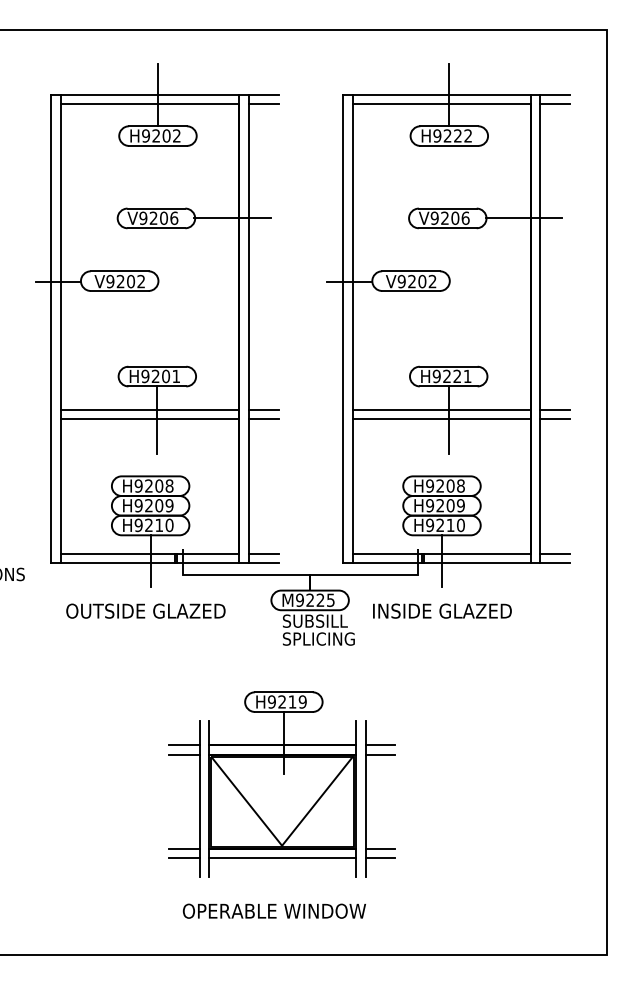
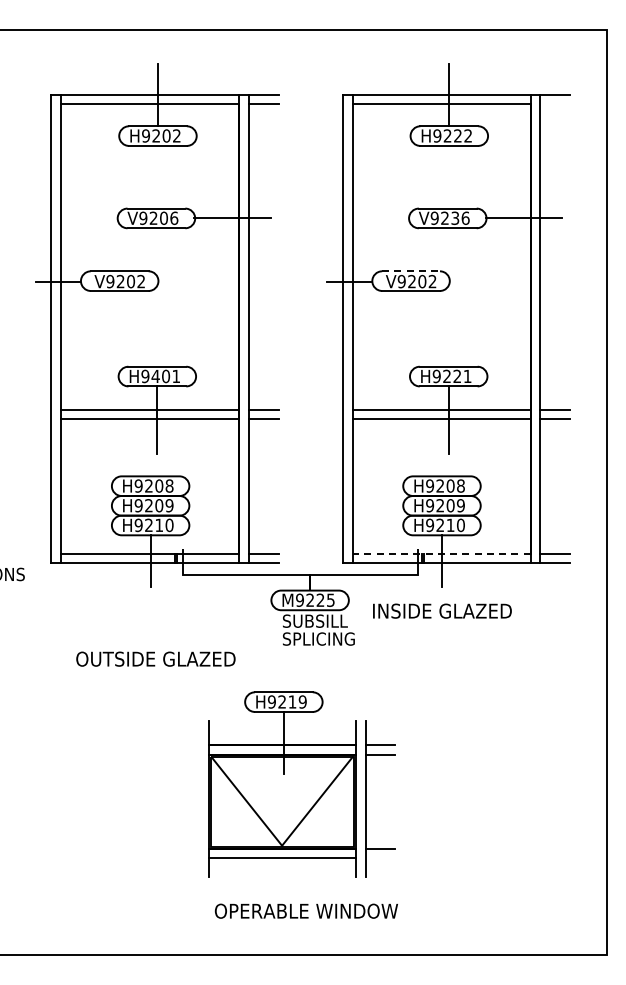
line: present -> none (555, 104)
text: V9206 -> V9236 (455, 217)
line: solid -> dashed (411, 271)
text: H9201 -> H9401 (155, 375)
line: solid -> dashed (441, 553)
text position: (145, 610) -> (155, 658) (155, 658)
part: present -> none (199, 798)
line: present -> none (380, 857)
text position: (273, 910) -> (305, 910) (305, 910)
